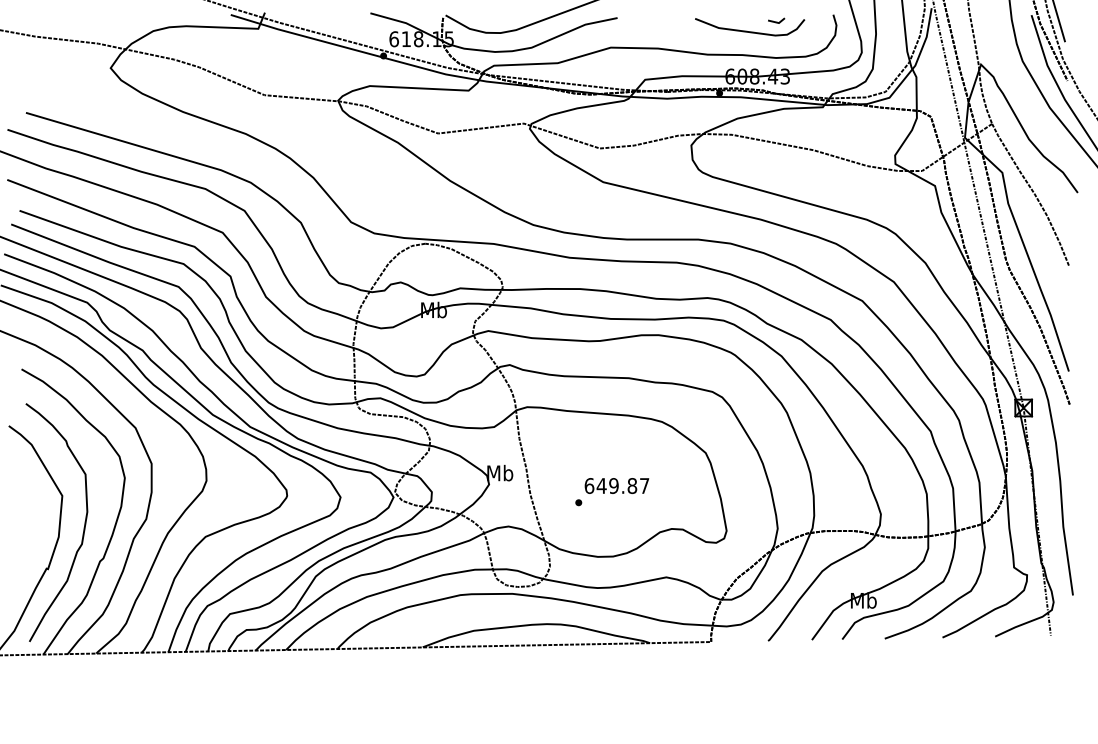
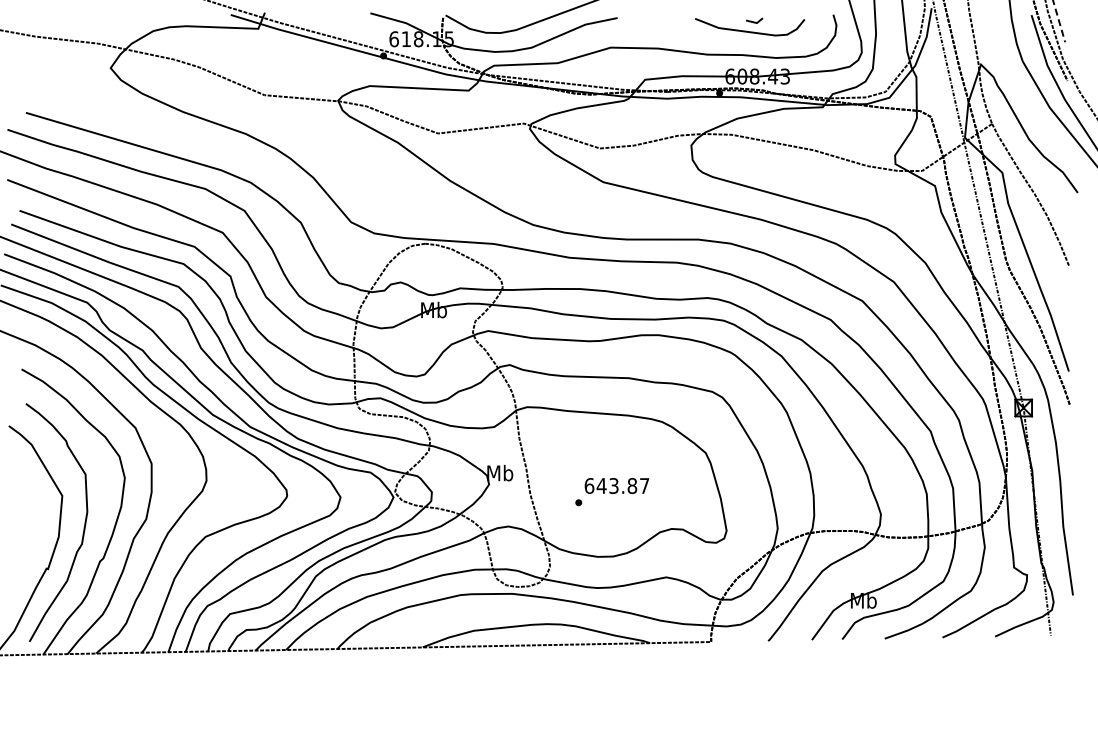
line position: (776, 21) -> (754, 21) (754, 21)
line: solid -> dashed (1059, 21)
text: 649.87 -> 643.87 (613, 485)
